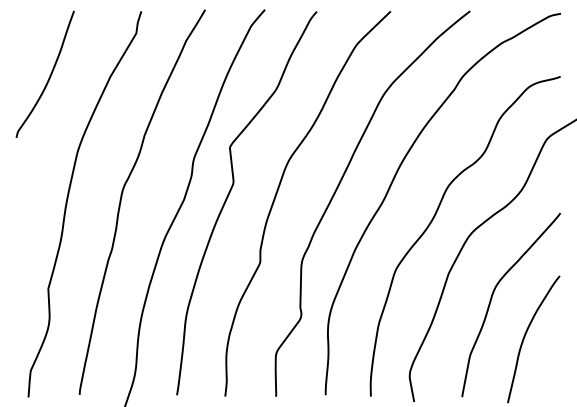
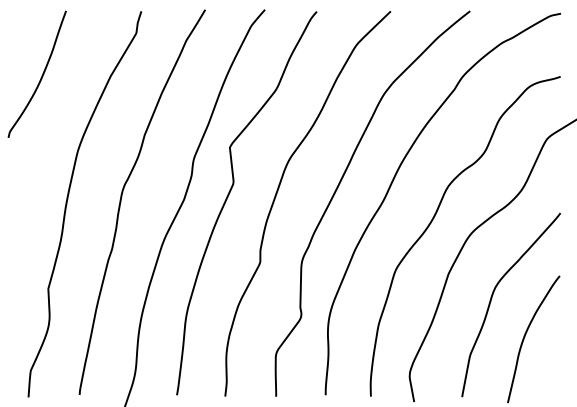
curve position: (49, 75) -> (41, 75) (41, 75)
